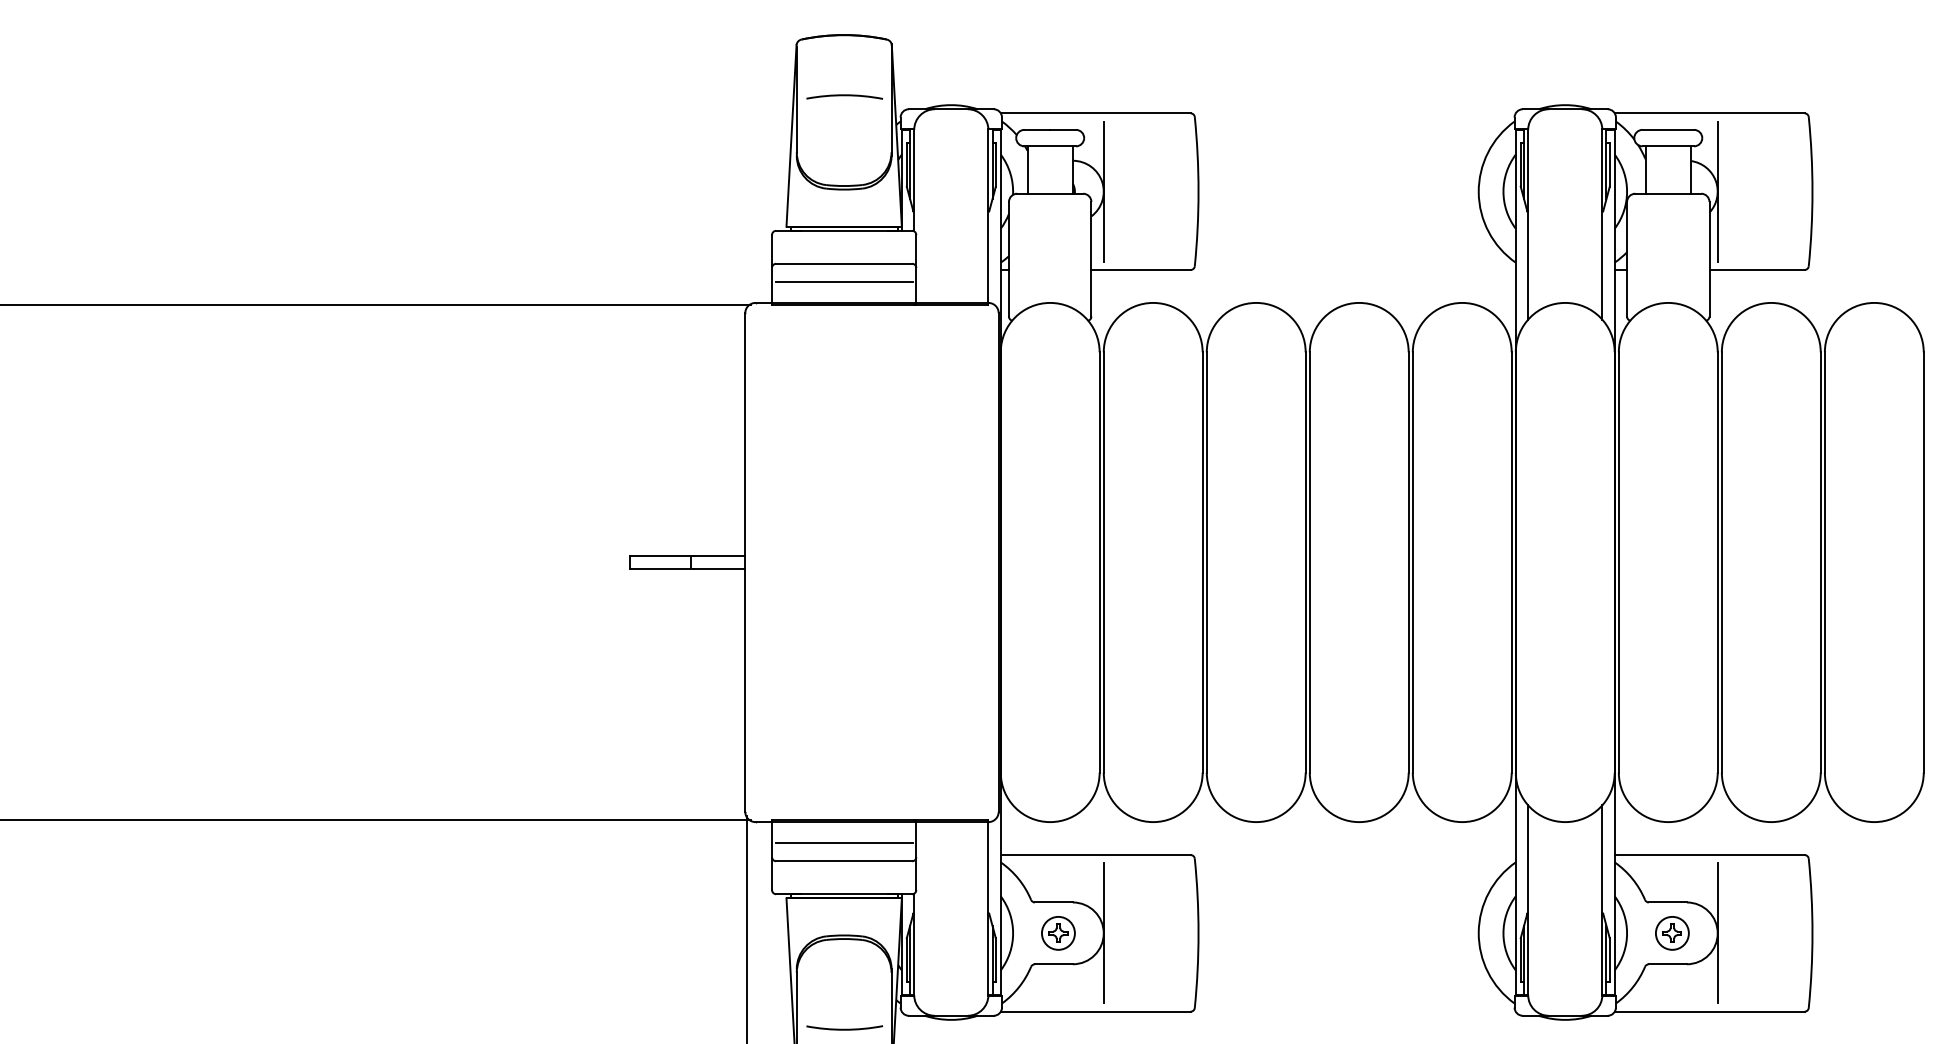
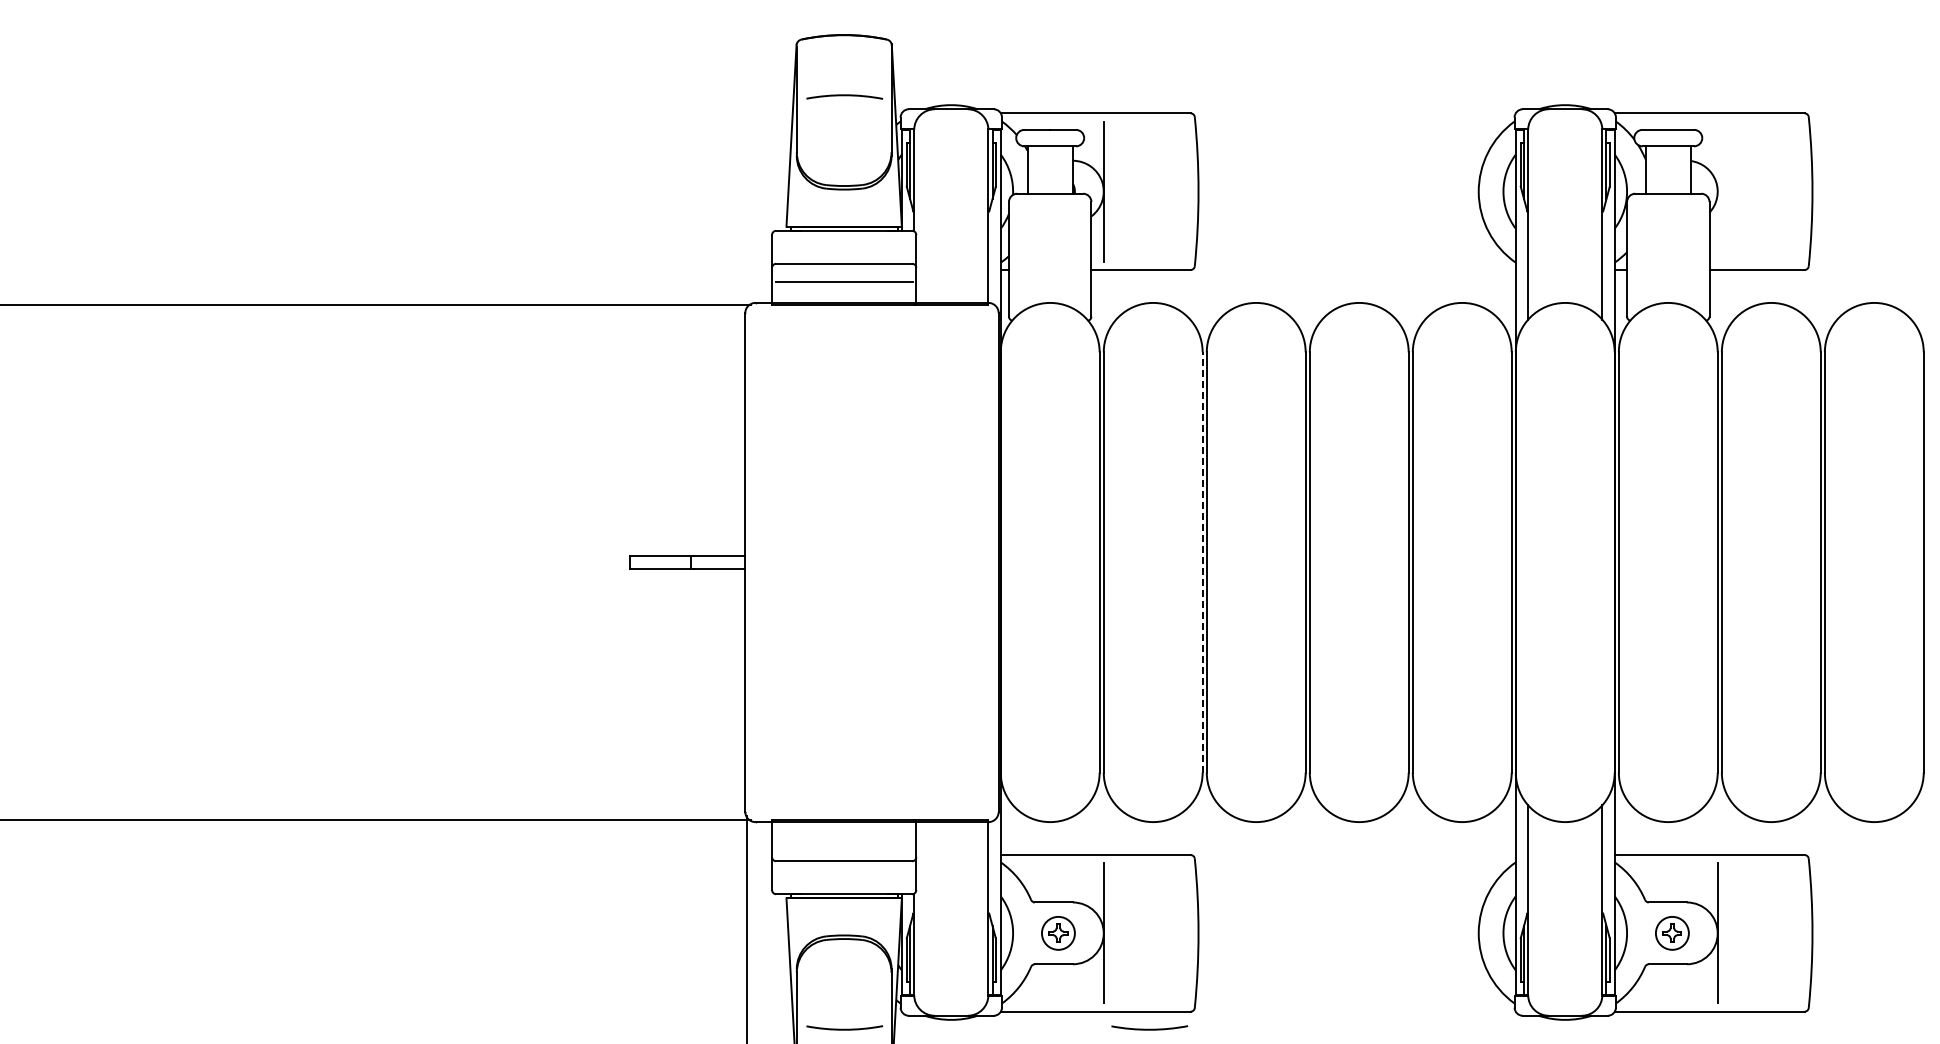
line: present -> none (1717, 191)
line: solid -> dashed (1202, 562)
line: present -> none (843, 842)
arc: none -> present (1149, 1028)
